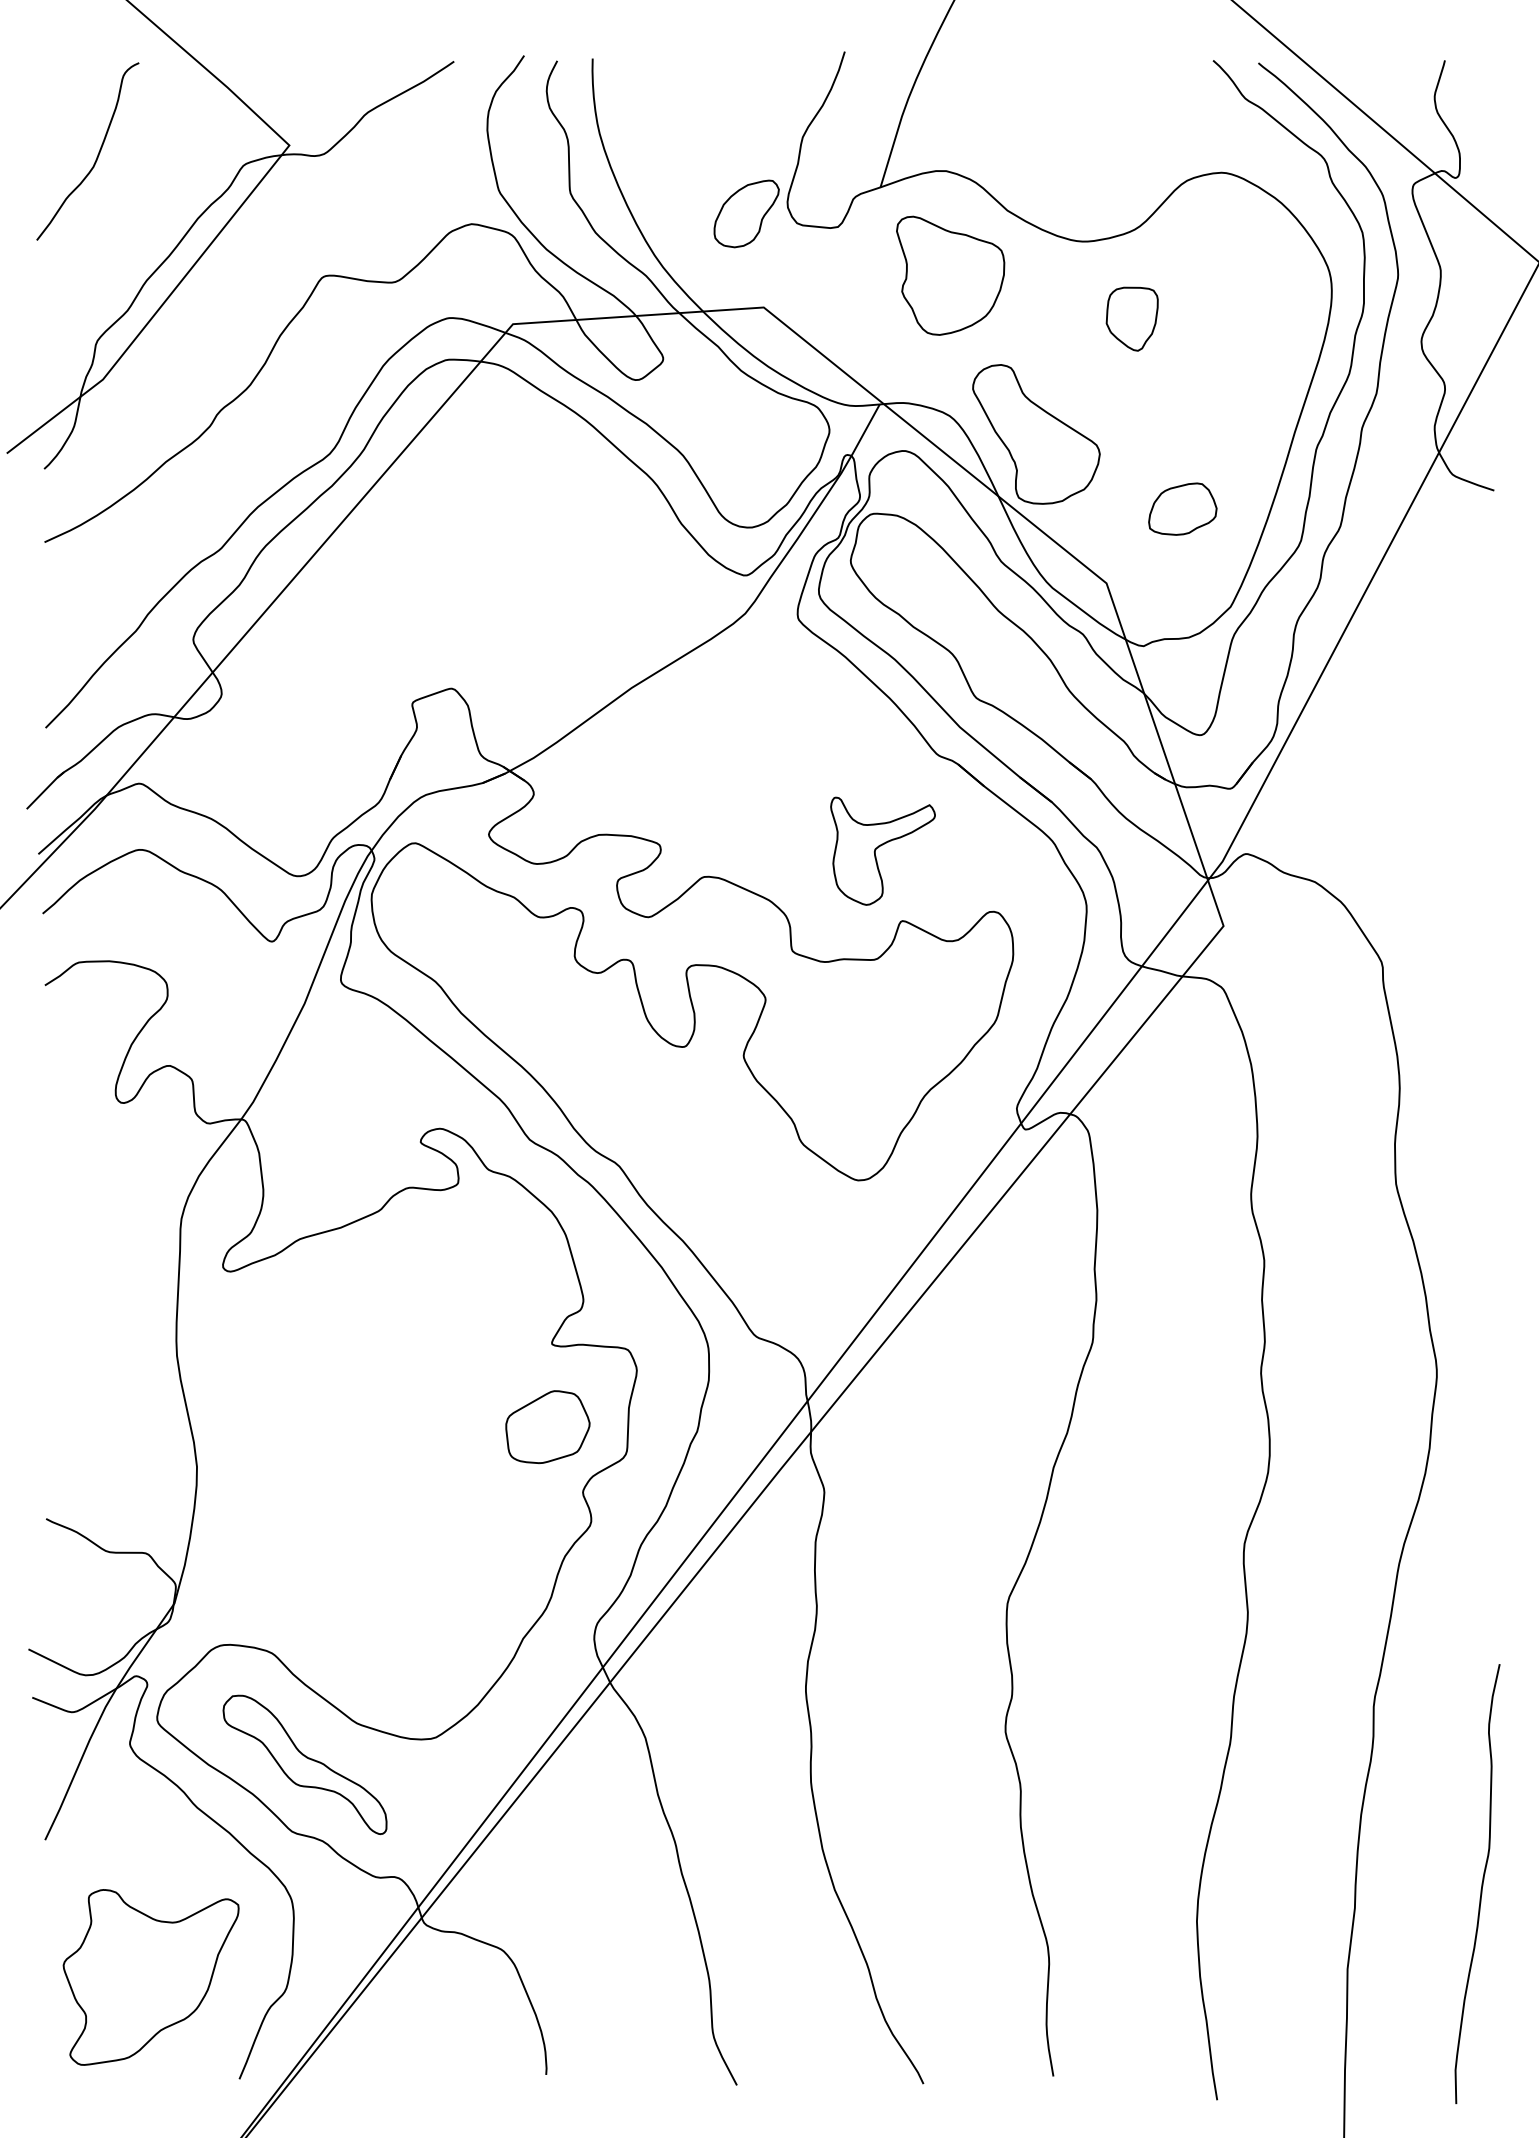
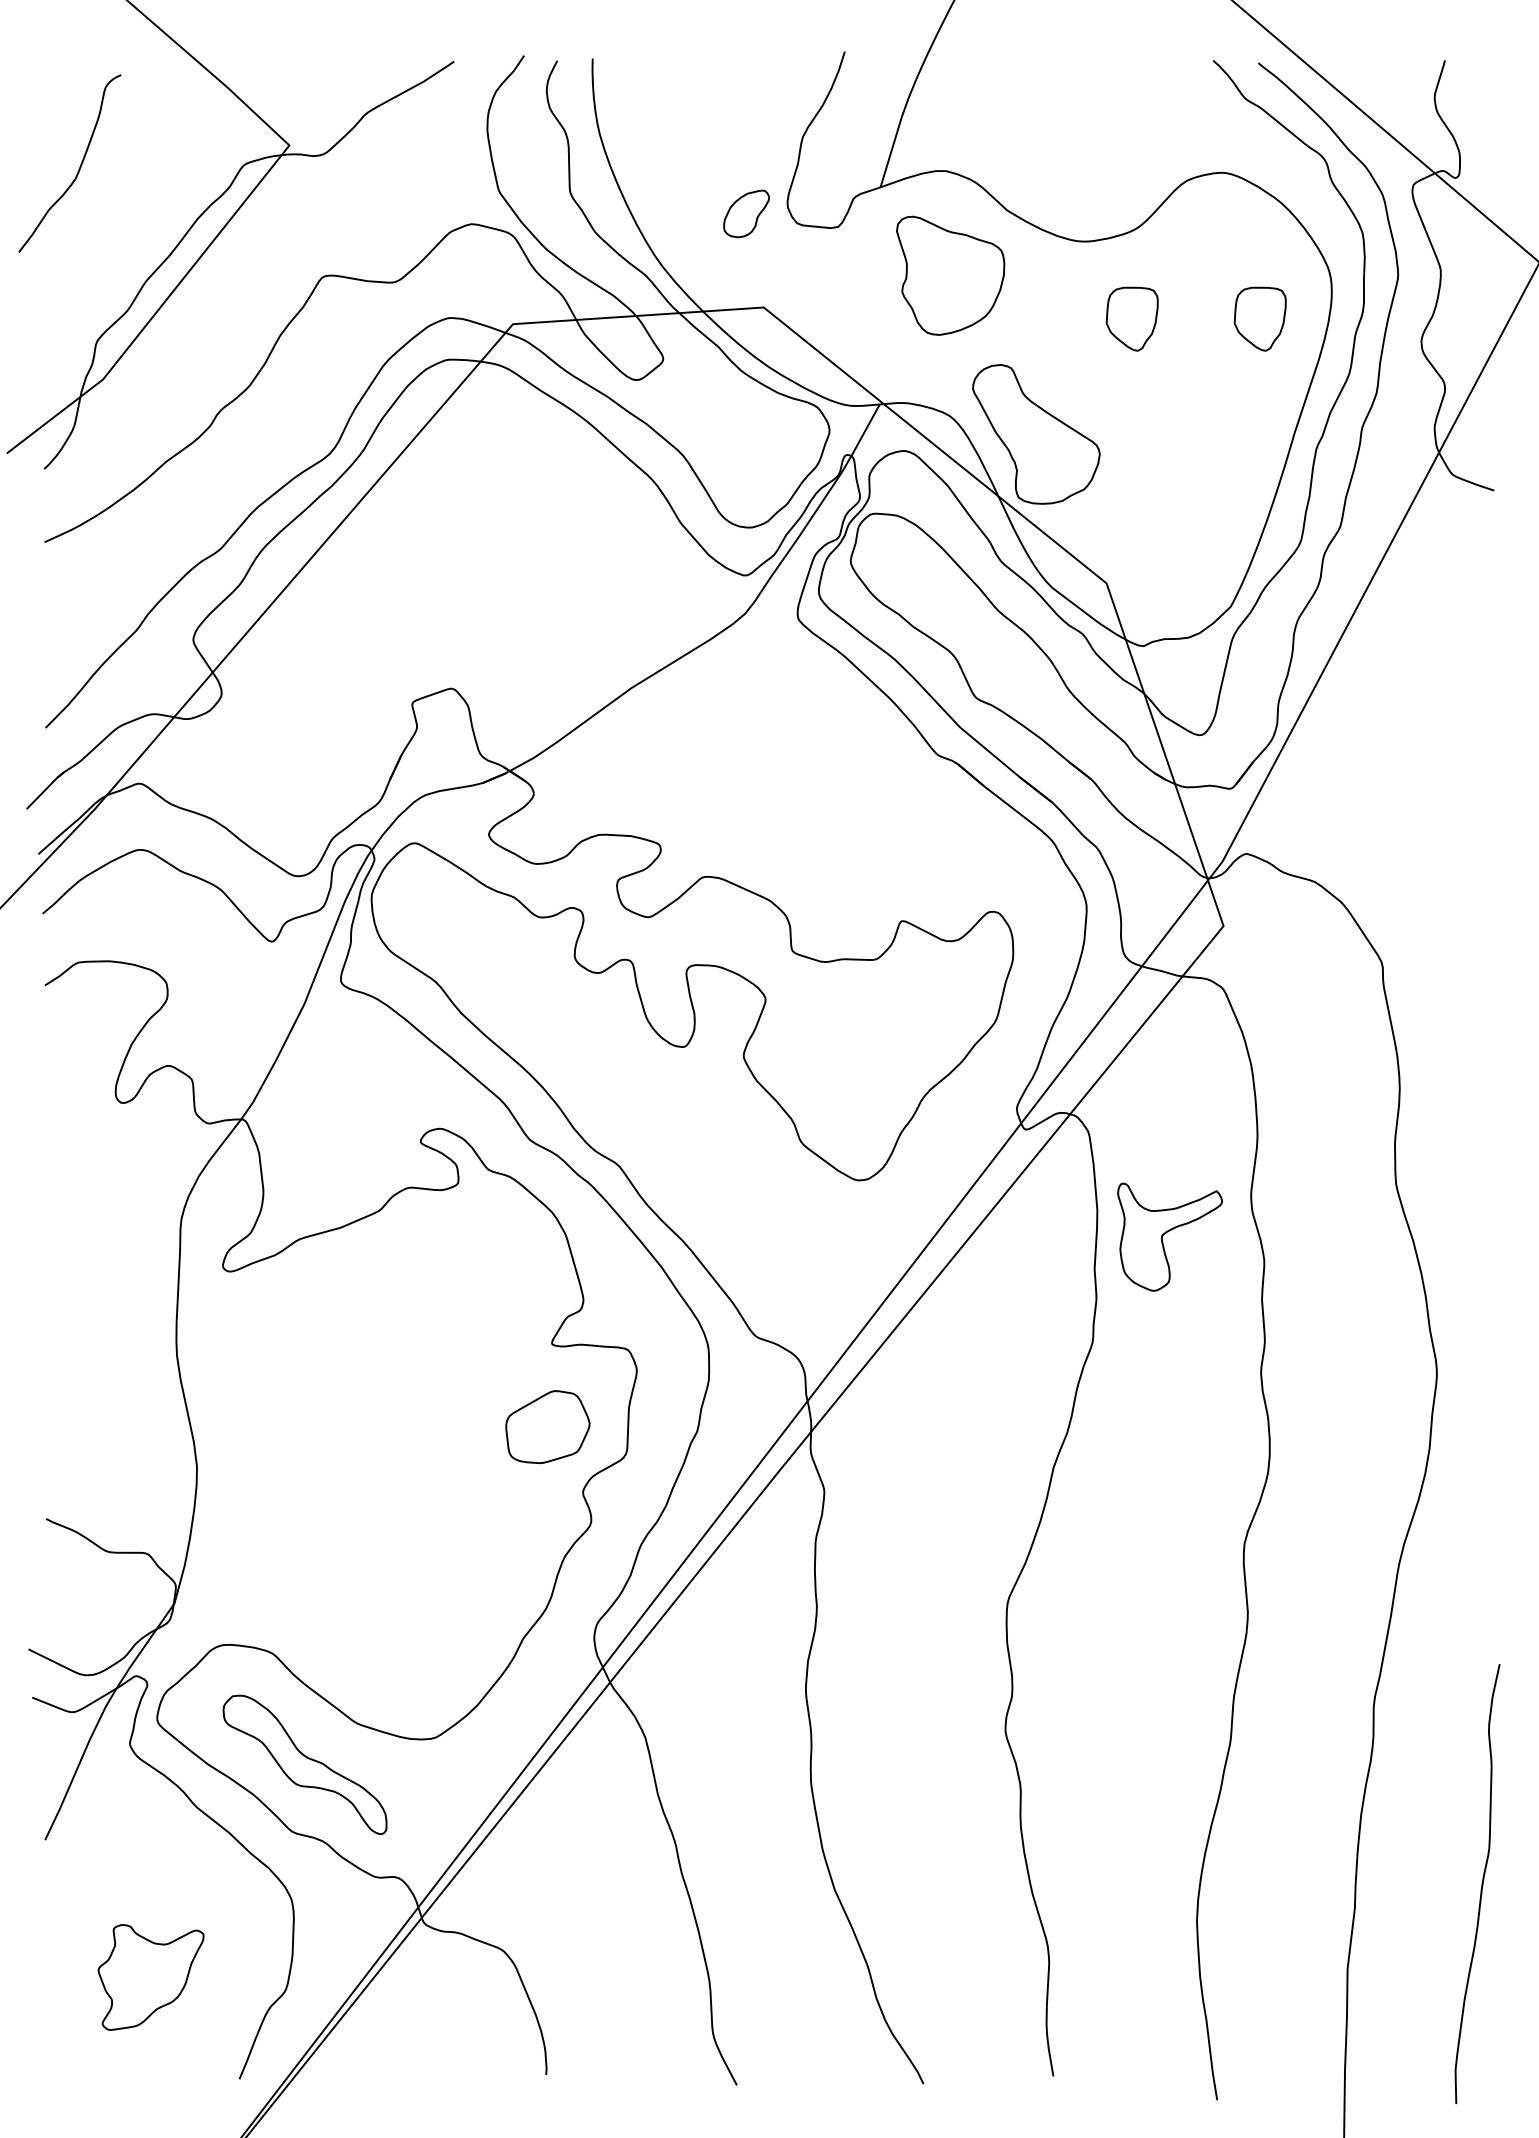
curve position: (97, 154) -> (79, 166) (79, 166)
part size: 67x70 px -> 47x50 px (746, 213)
part: none -> present (1259, 318)
part: present -> none (1182, 508)
part position: (882, 850) -> (1169, 1236) (1169, 1236)
part size: 178x177 px -> 108x107 px (150, 1977)
